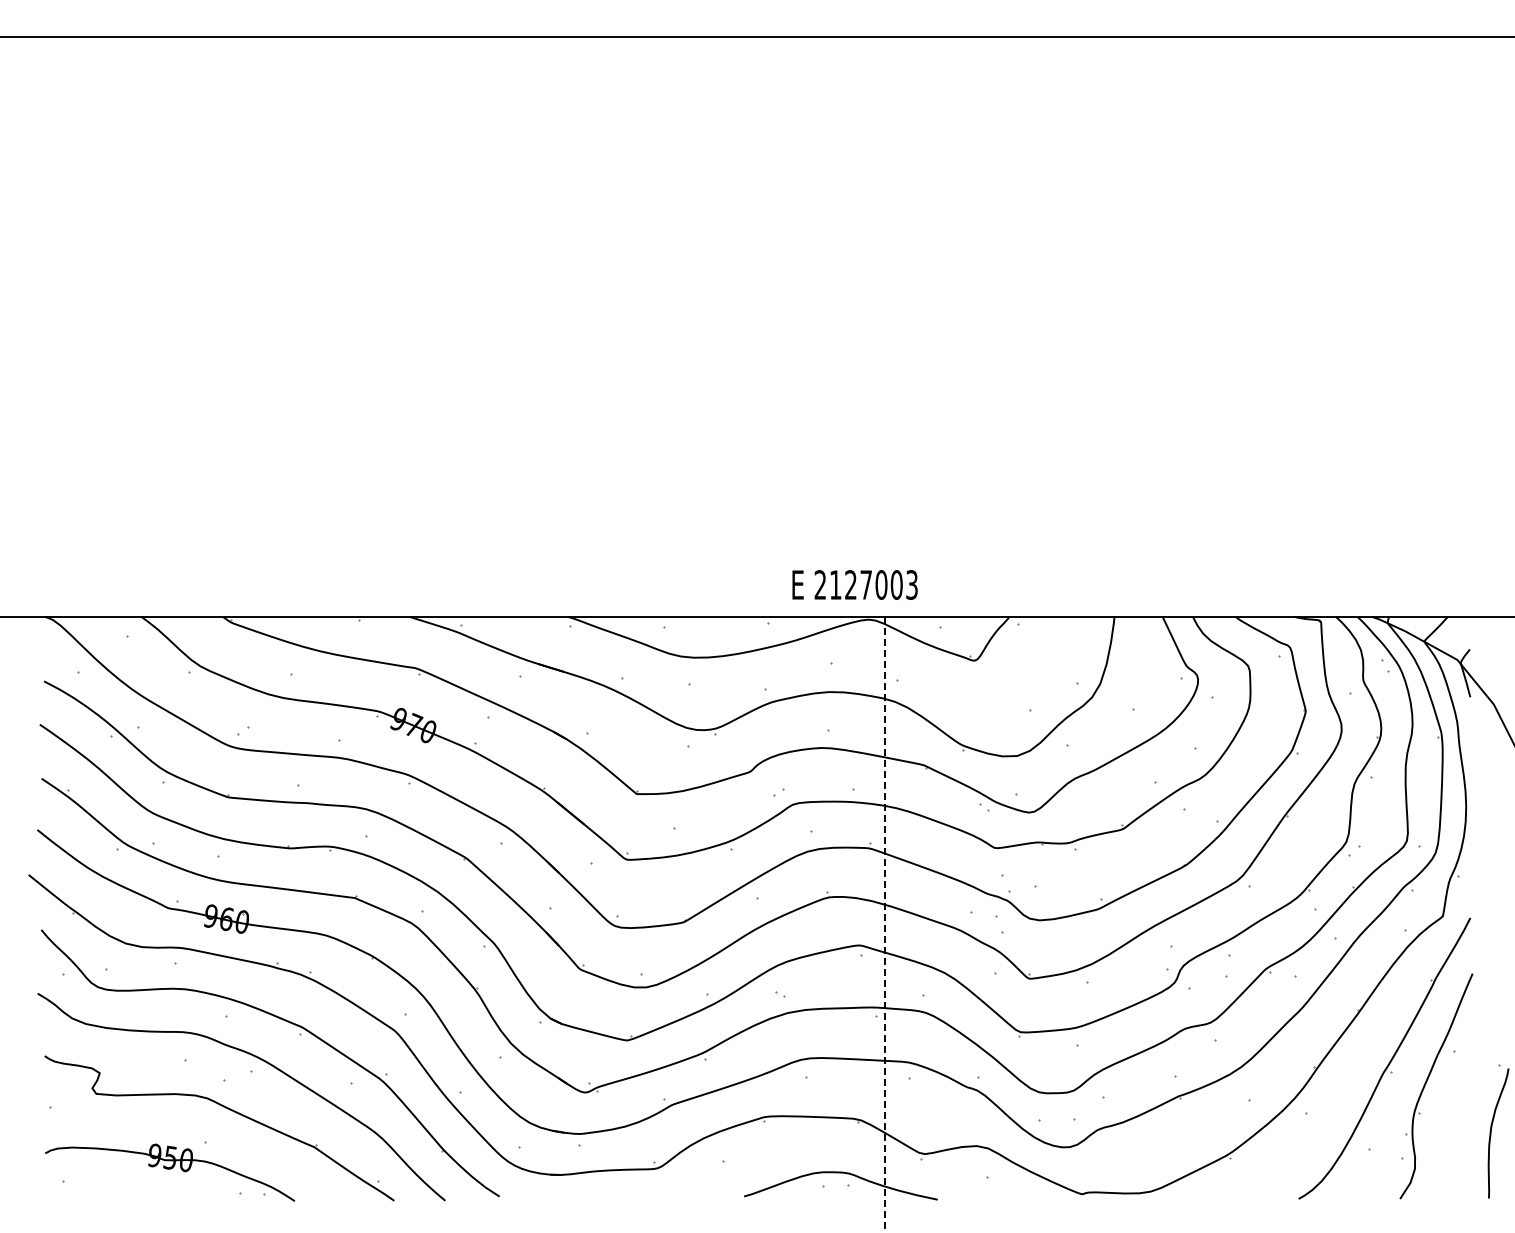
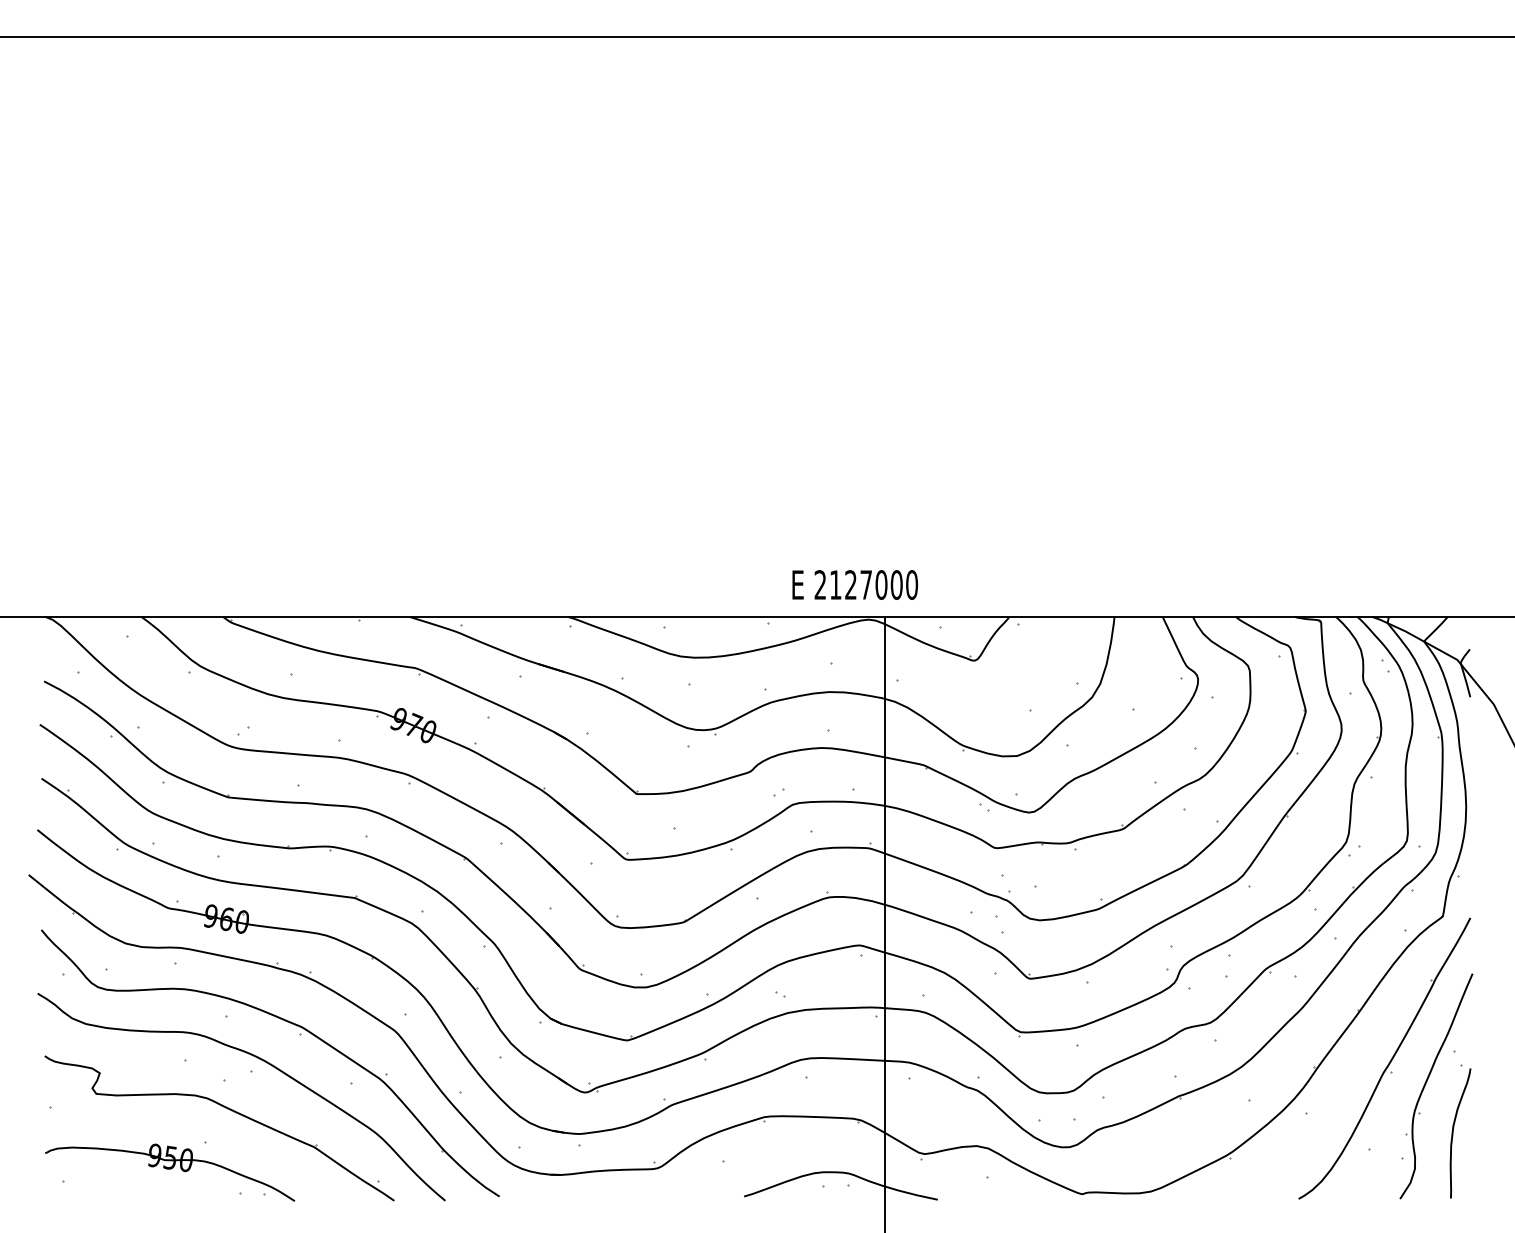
text: 2127003 -> 2127000 (912, 584)
line: dashed -> solid (885, 925)
part position: (1491, 1131) -> (1453, 1131) (1453, 1131)
